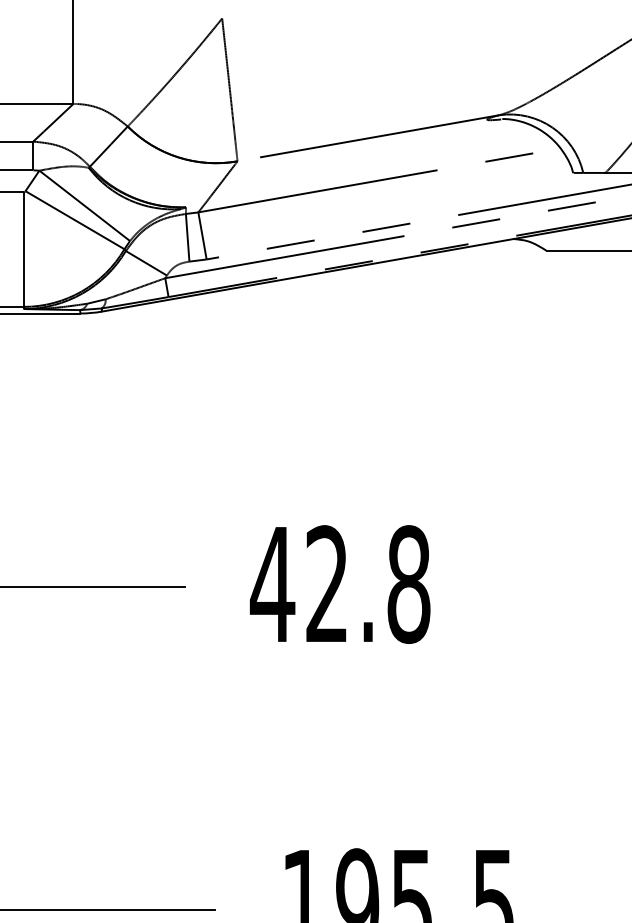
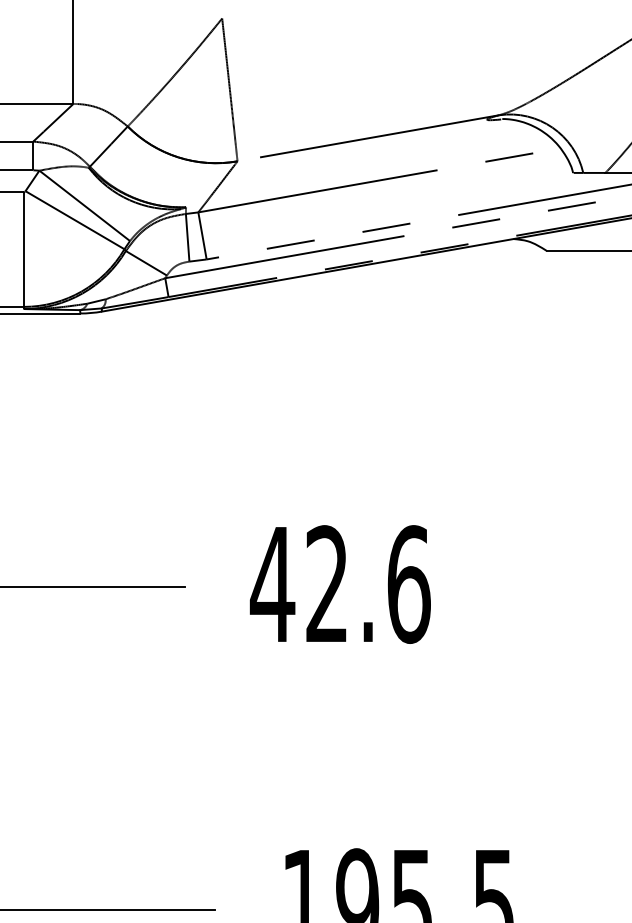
text: 42.8 -> 42.6 (408, 584)
